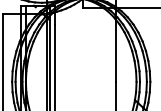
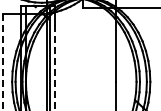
line: solid -> dashed (3, 62)
line: solid -> dashed (54, 67)
